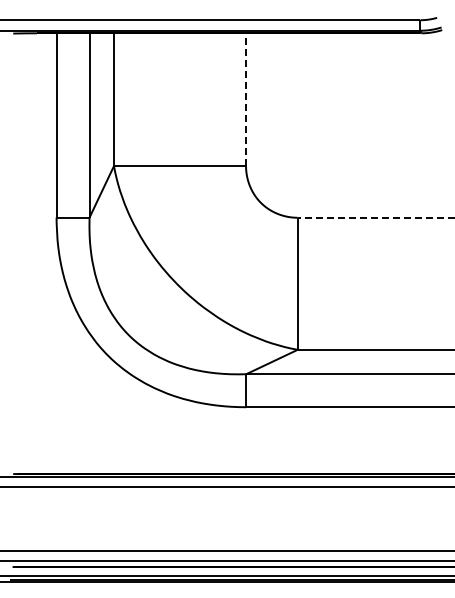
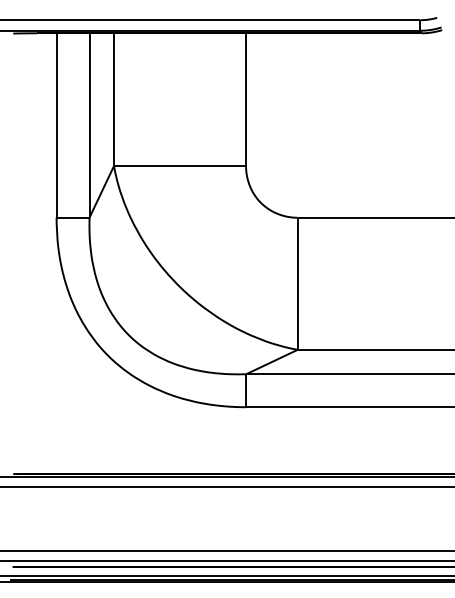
line: dashed -> solid (246, 99)
line: dashed -> solid (375, 217)
